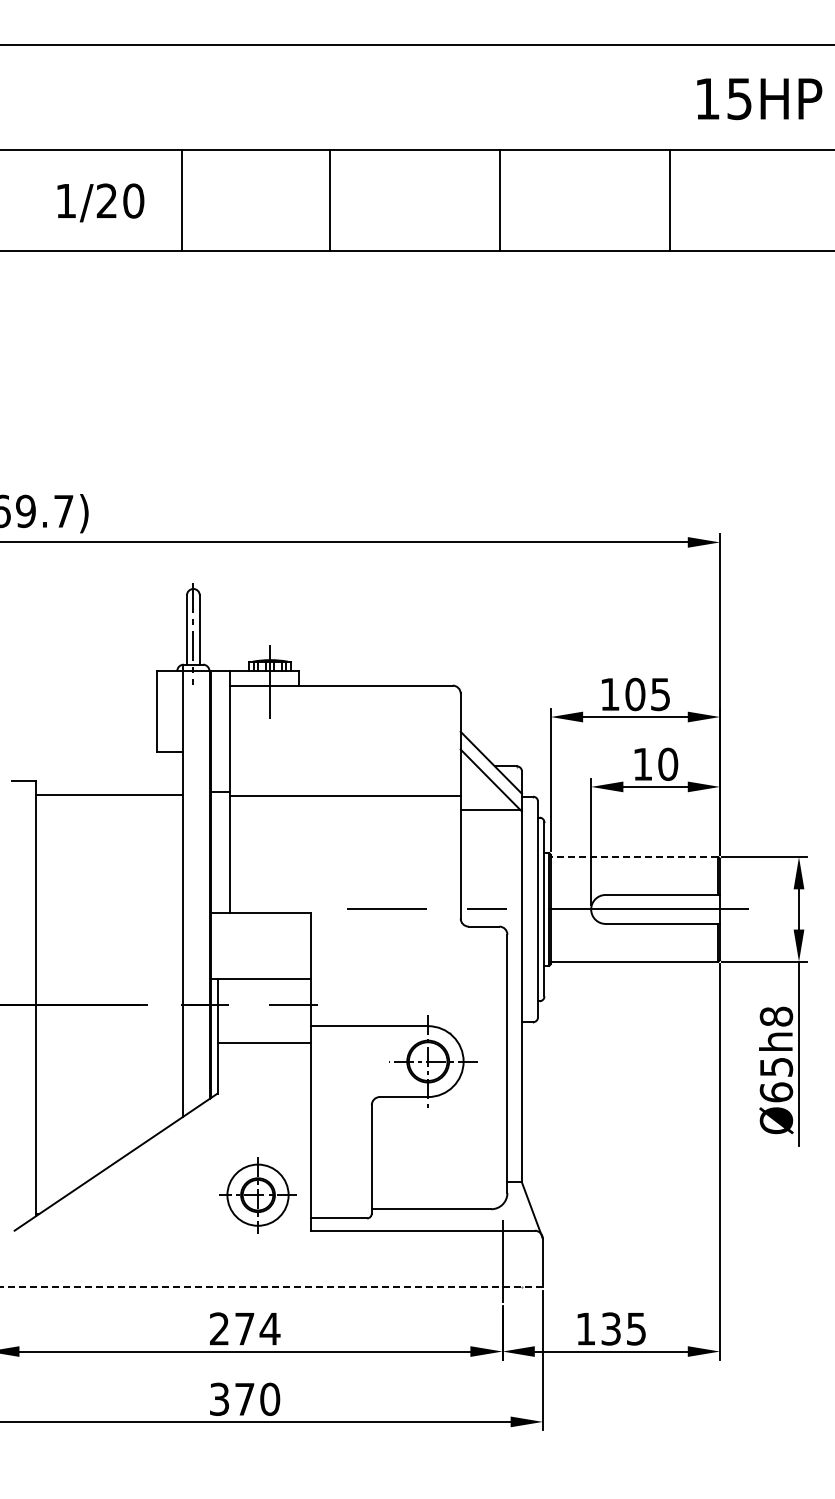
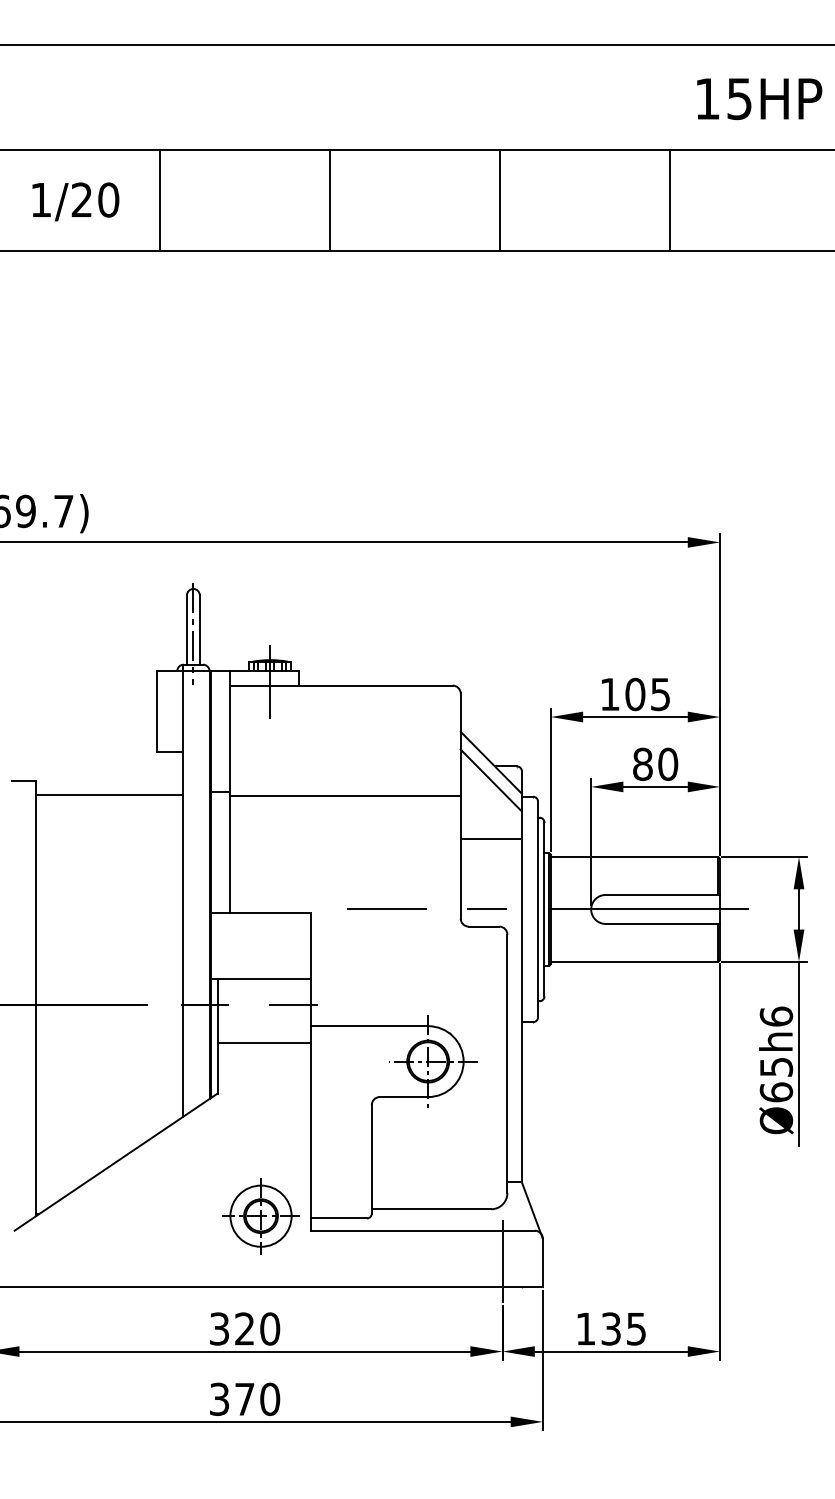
line position: (181, 199) -> (159, 199) (159, 199)
text position: (100, 202) -> (75, 201) (75, 201)
text: 10 -> 80 (642, 763)
line position: (490, 809) -> (490, 838) (490, 838)
line: dashed -> solid (634, 857)
text: Ø65h8 -> Ø65h6 (775, 1016)
part position: (257, 1195) -> (260, 1216) (260, 1216)
line: dashed -> solid (271, 1287)
text: 274 -> 320 (245, 1328)
